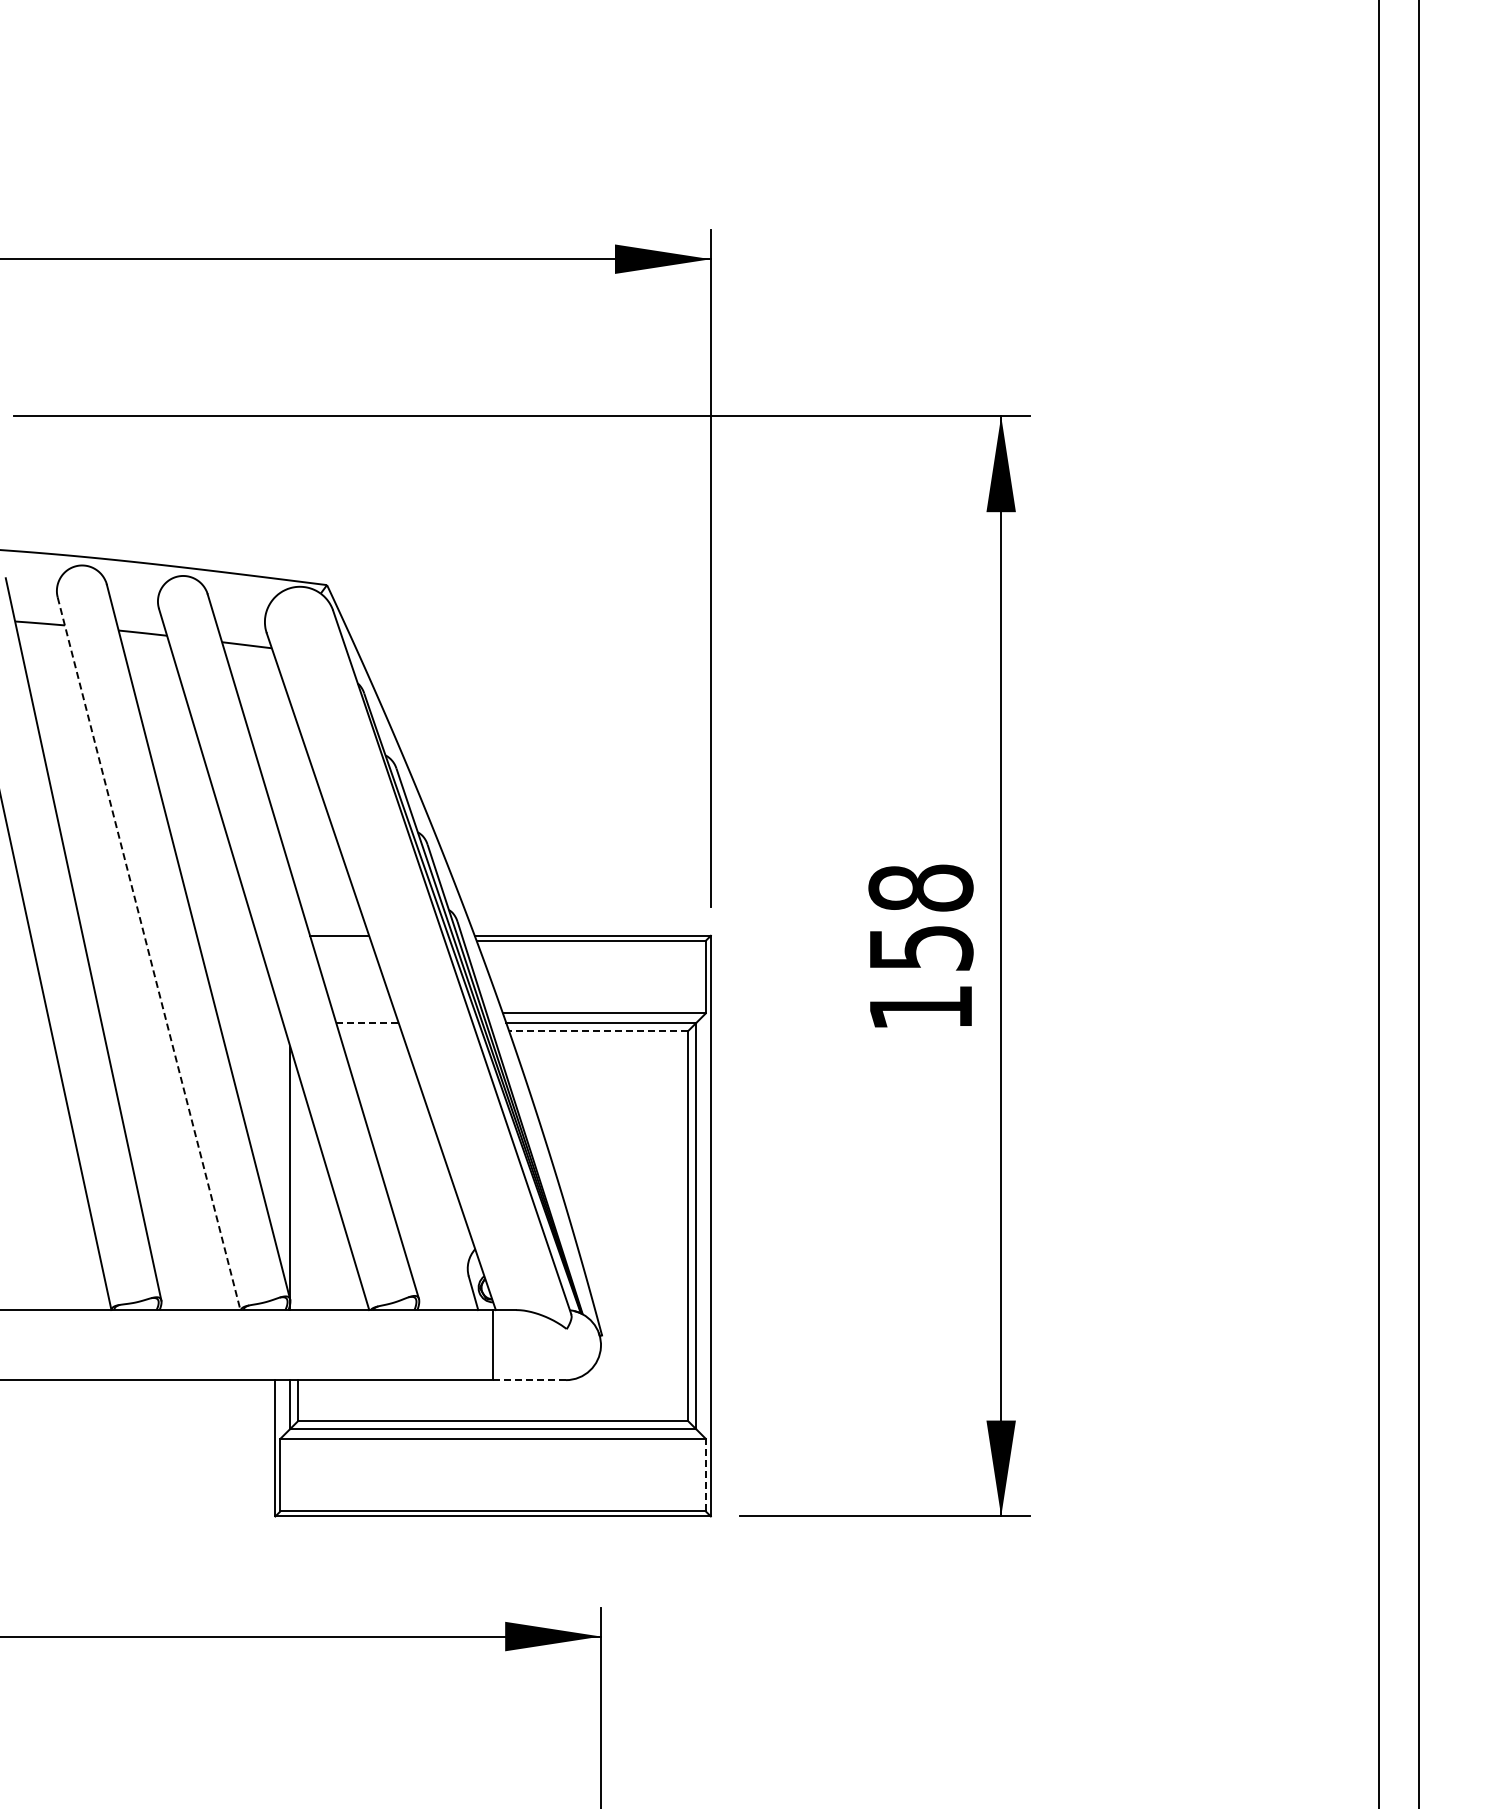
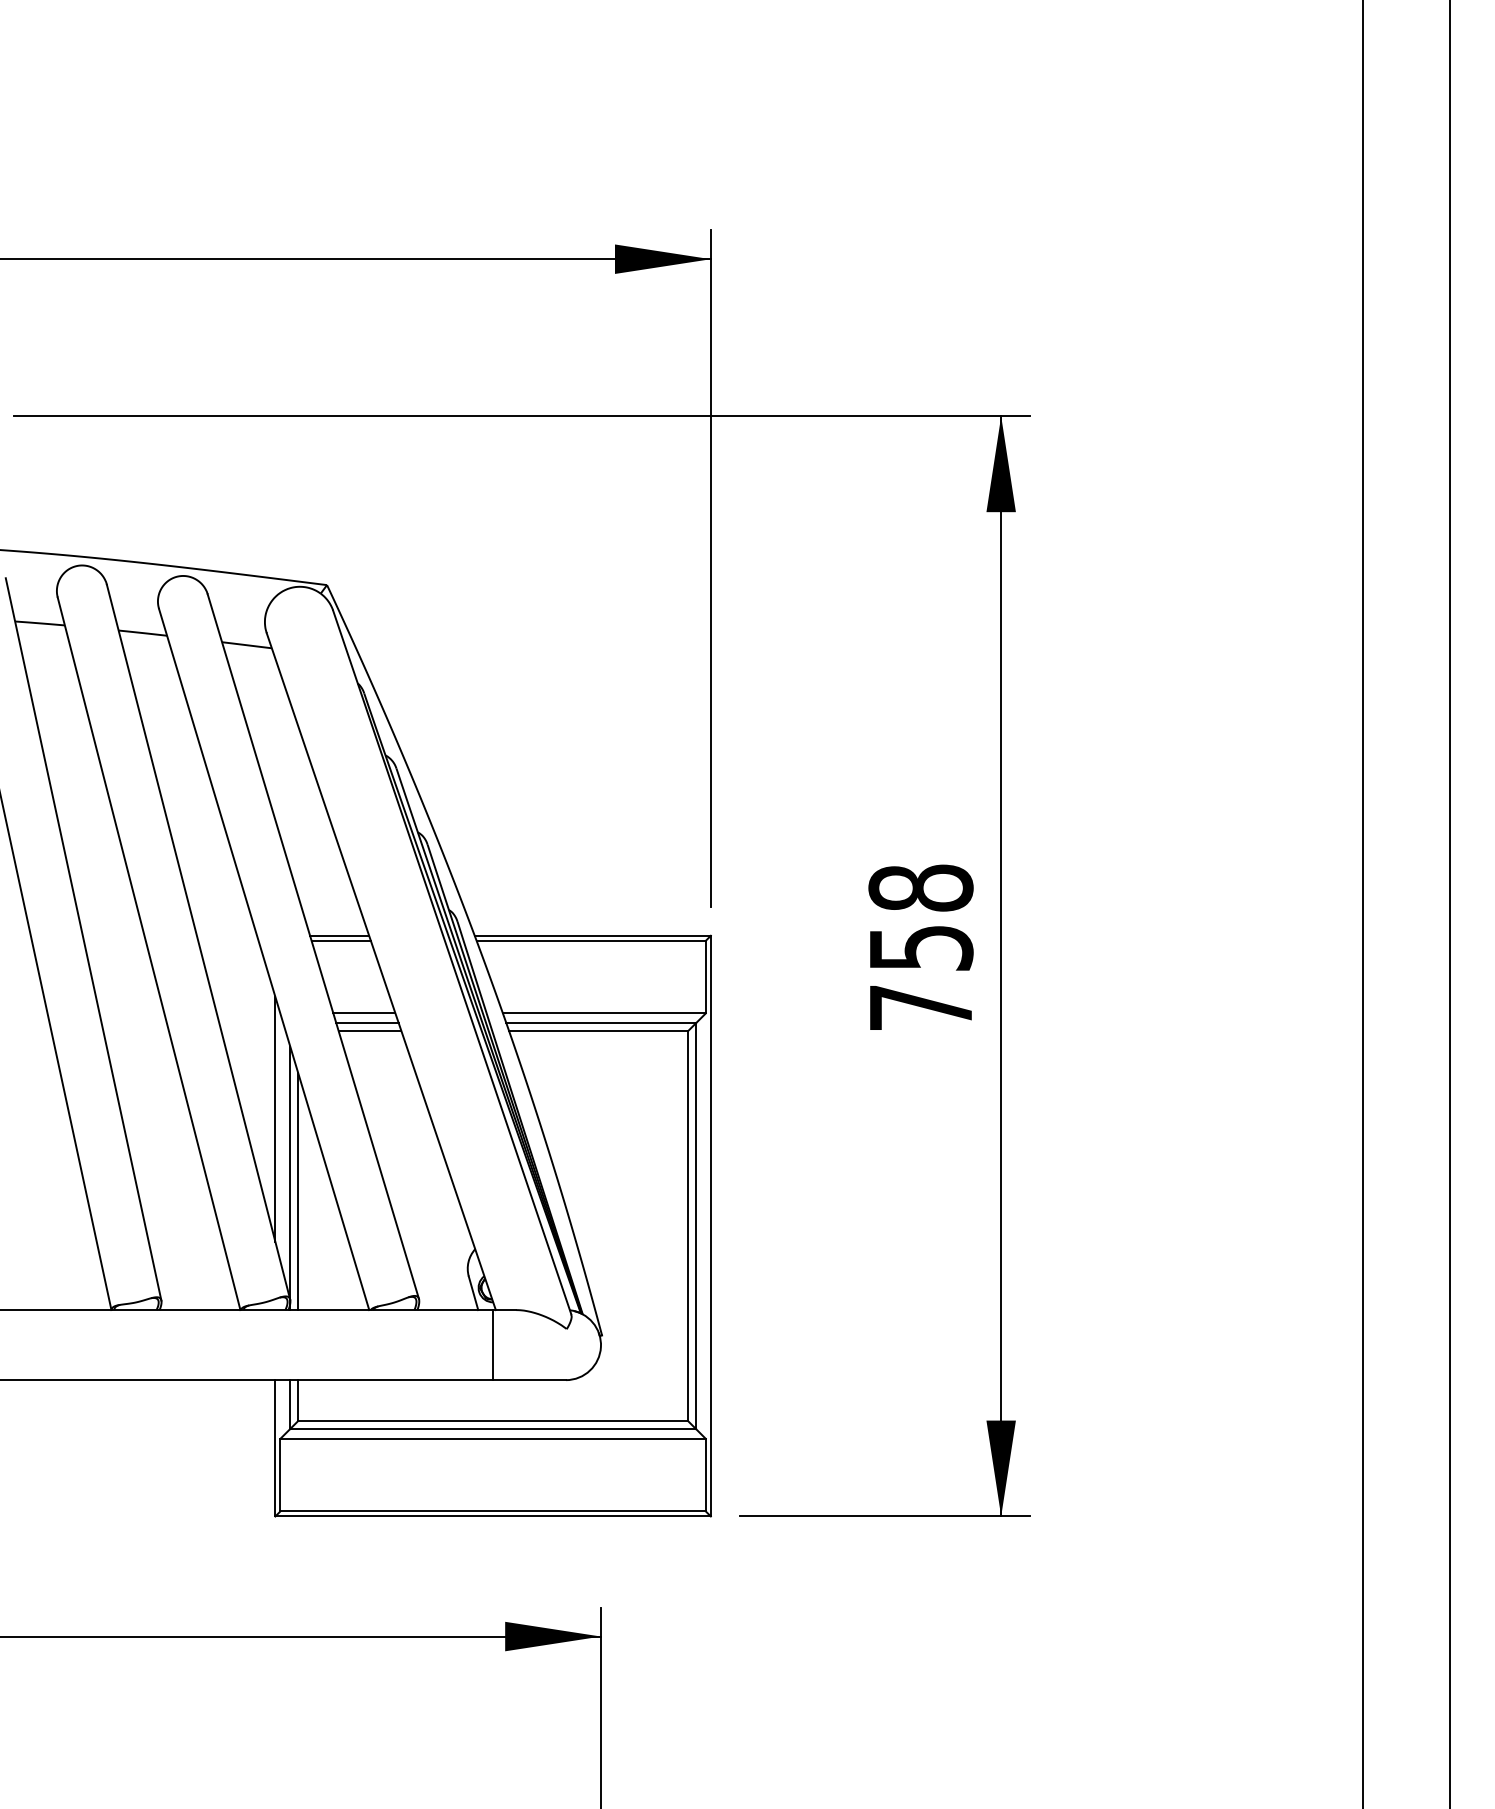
line position: (1379, 903) -> (1363, 903) (1363, 903)
line position: (1419, 903) -> (1450, 903) (1450, 903)
line: none -> present (340, 940)
line: dashed -> solid (149, 953)
text: 158 -> 758 (920, 1007)
line: none -> present (364, 1013)
line: dashed -> solid (368, 1023)
line: none -> present (369, 1031)
line: dashed -> solid (598, 1031)
line: none -> present (275, 1118)
line: none -> present (298, 1191)
line: dashed -> solid (530, 1380)
line: dashed -> solid (705, 1474)
